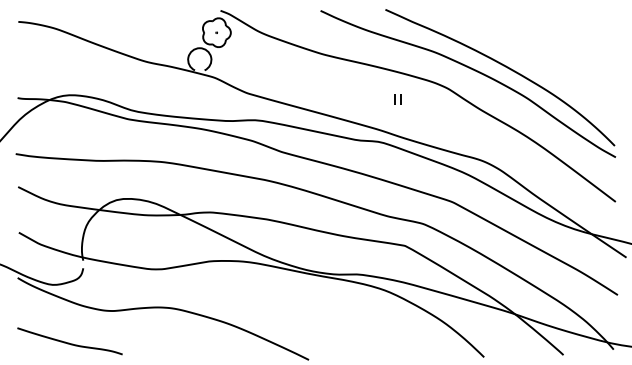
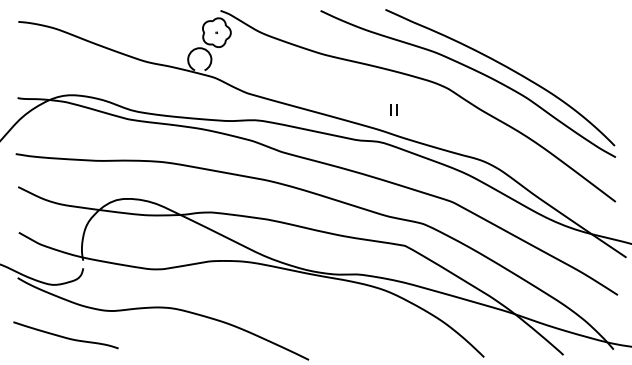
part position: (397, 99) -> (393, 109) (393, 109)
curve position: (69, 342) -> (65, 336) (65, 336)
